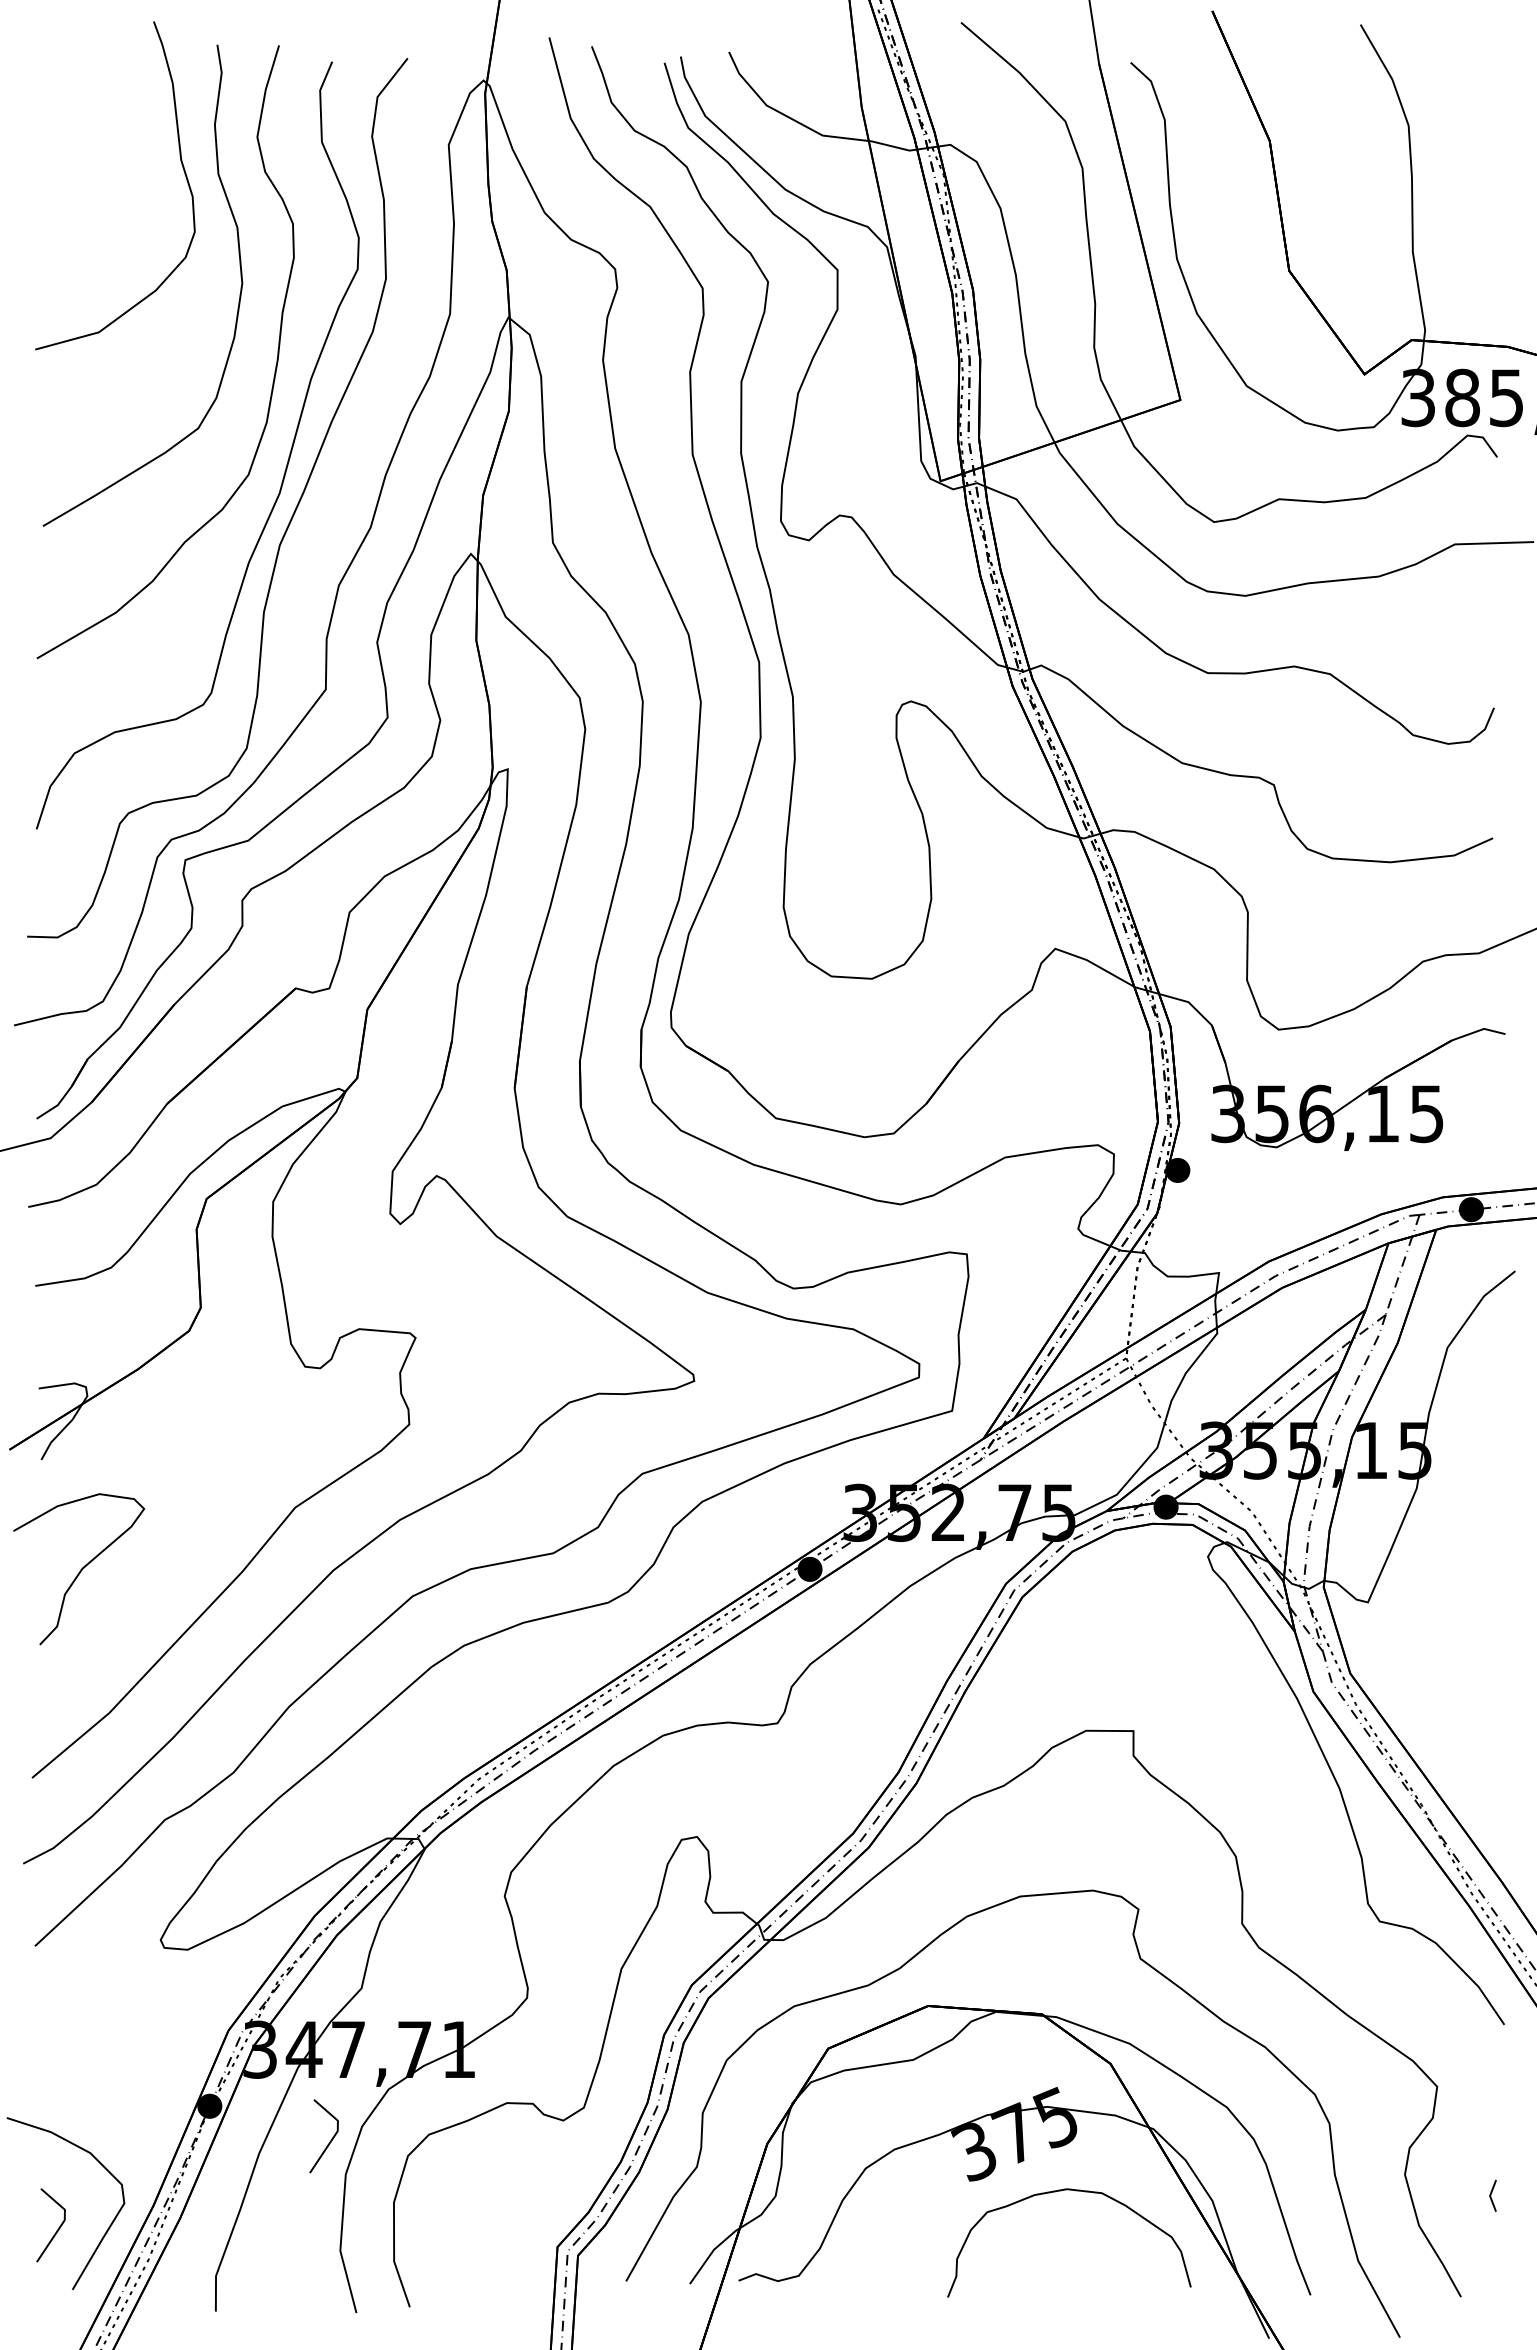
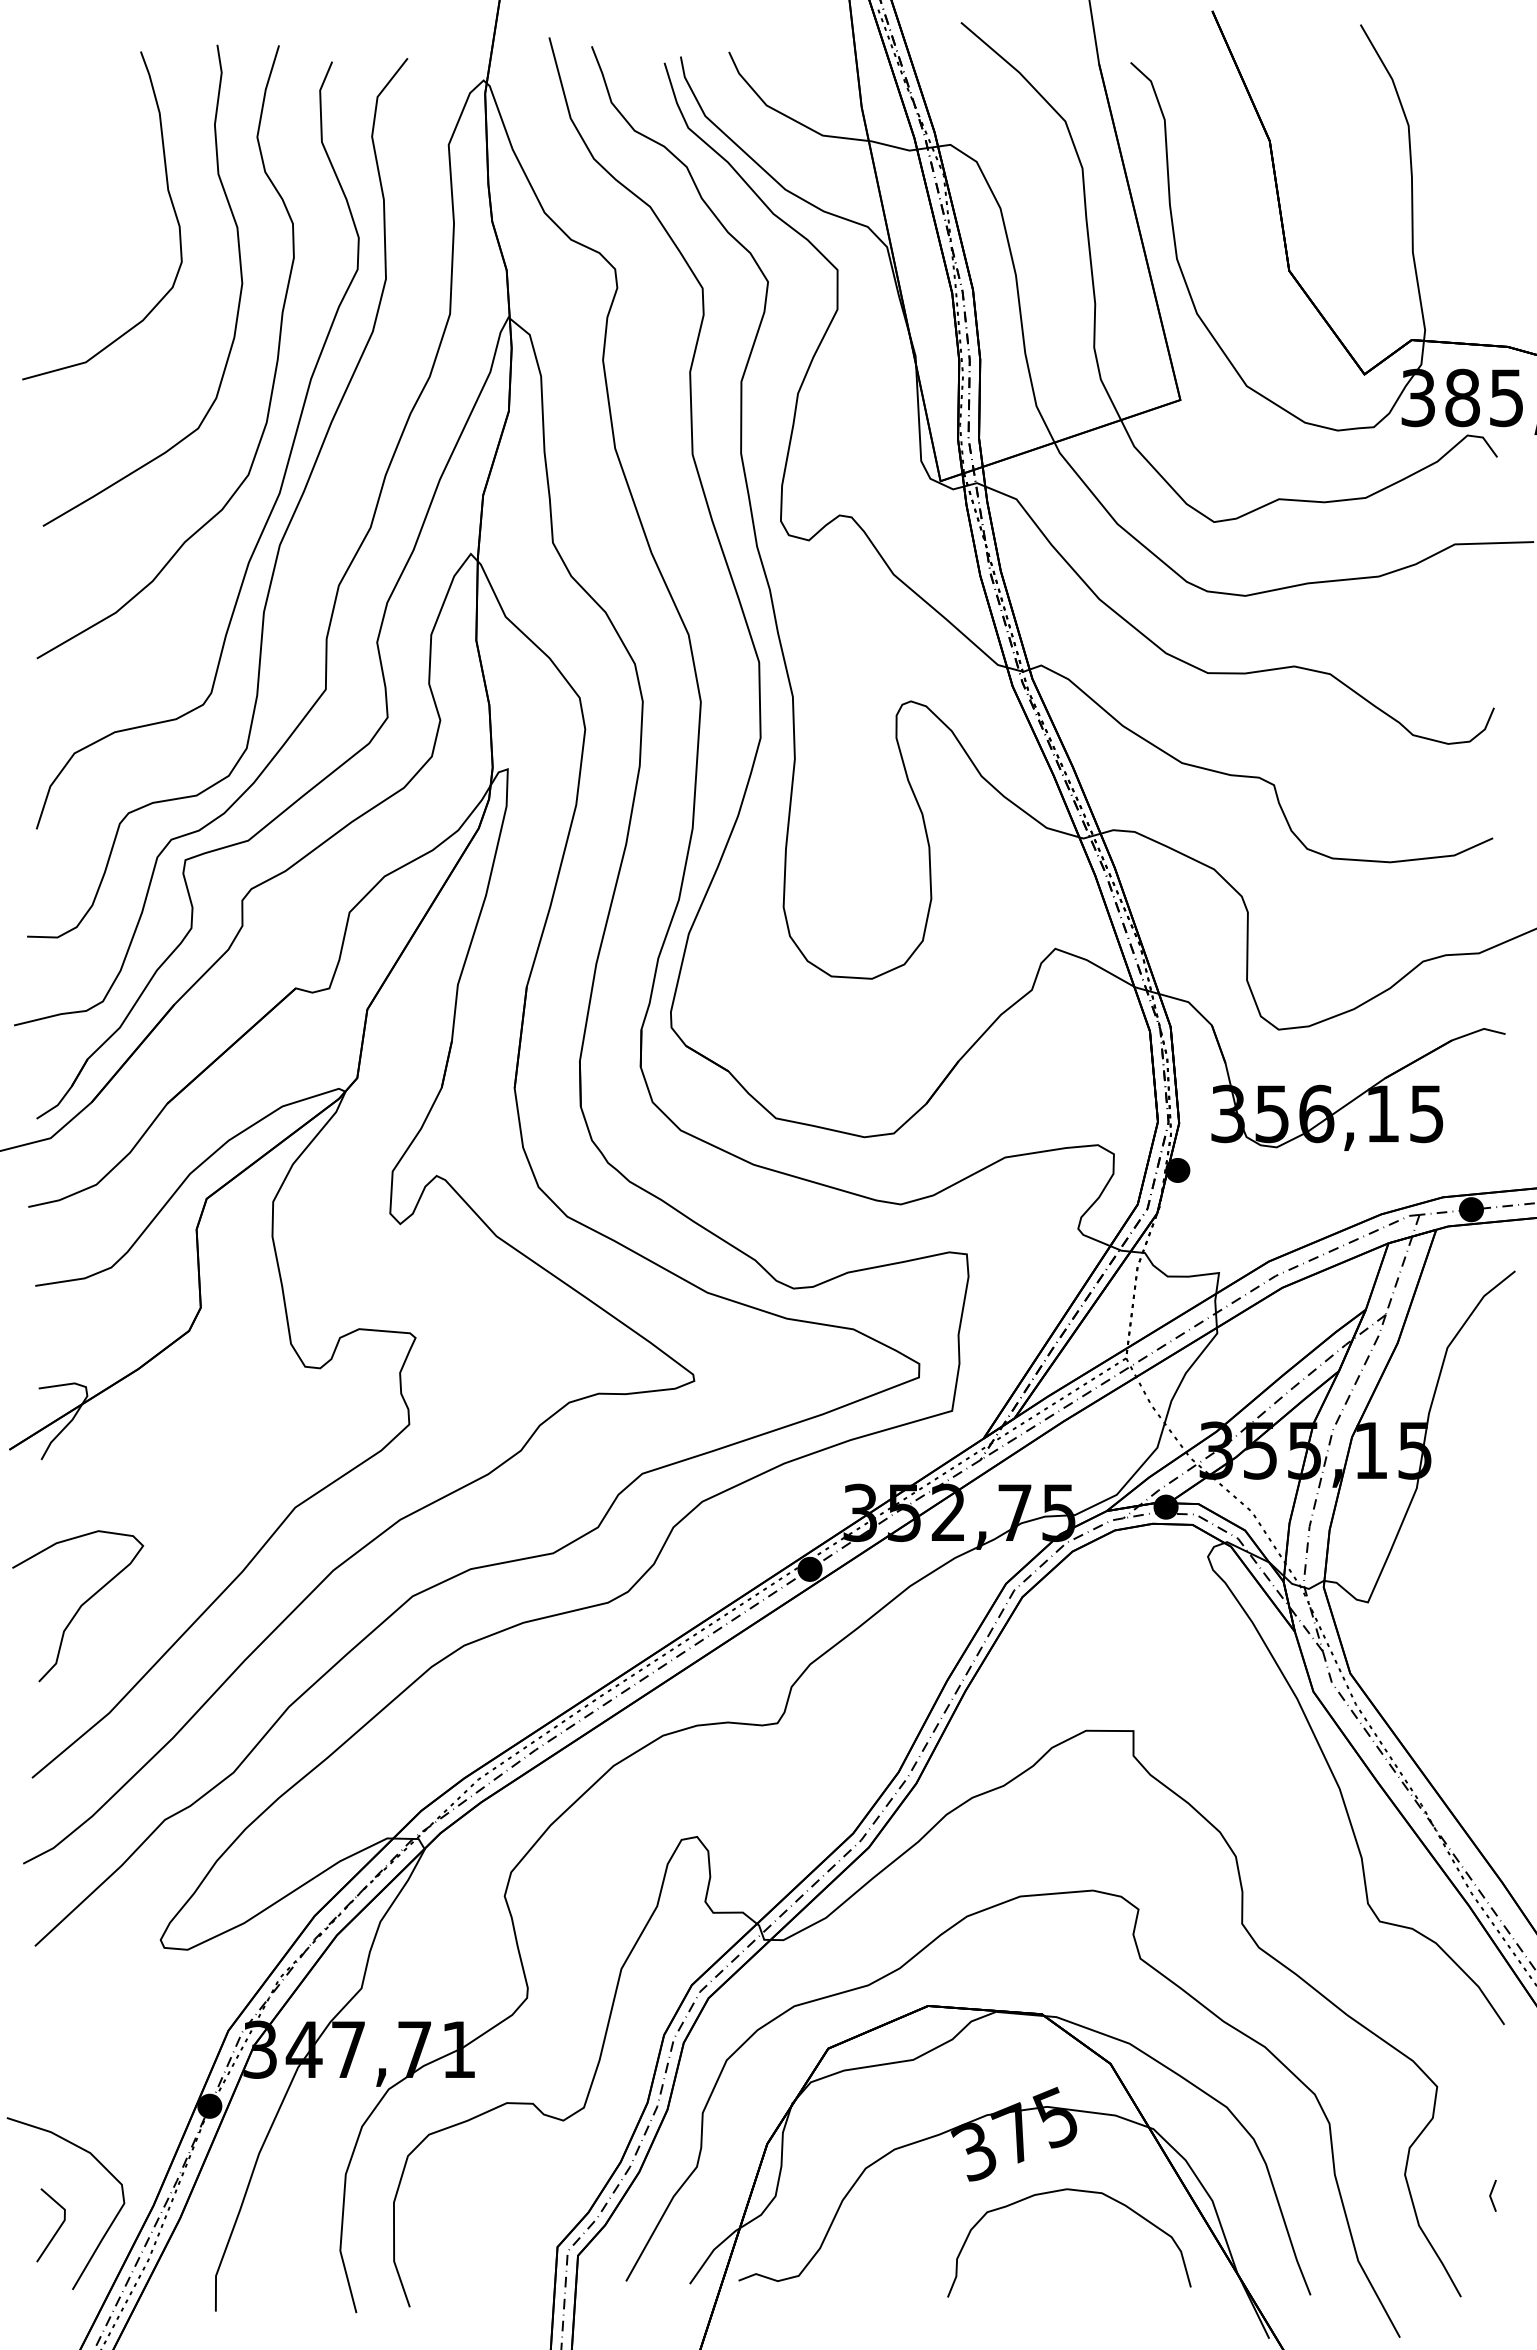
curve position: (182, 168) -> (169, 198) (169, 198)
curve position: (80, 1569) -> (79, 1606) (79, 1606)
line: present -> none (329, 2141)
